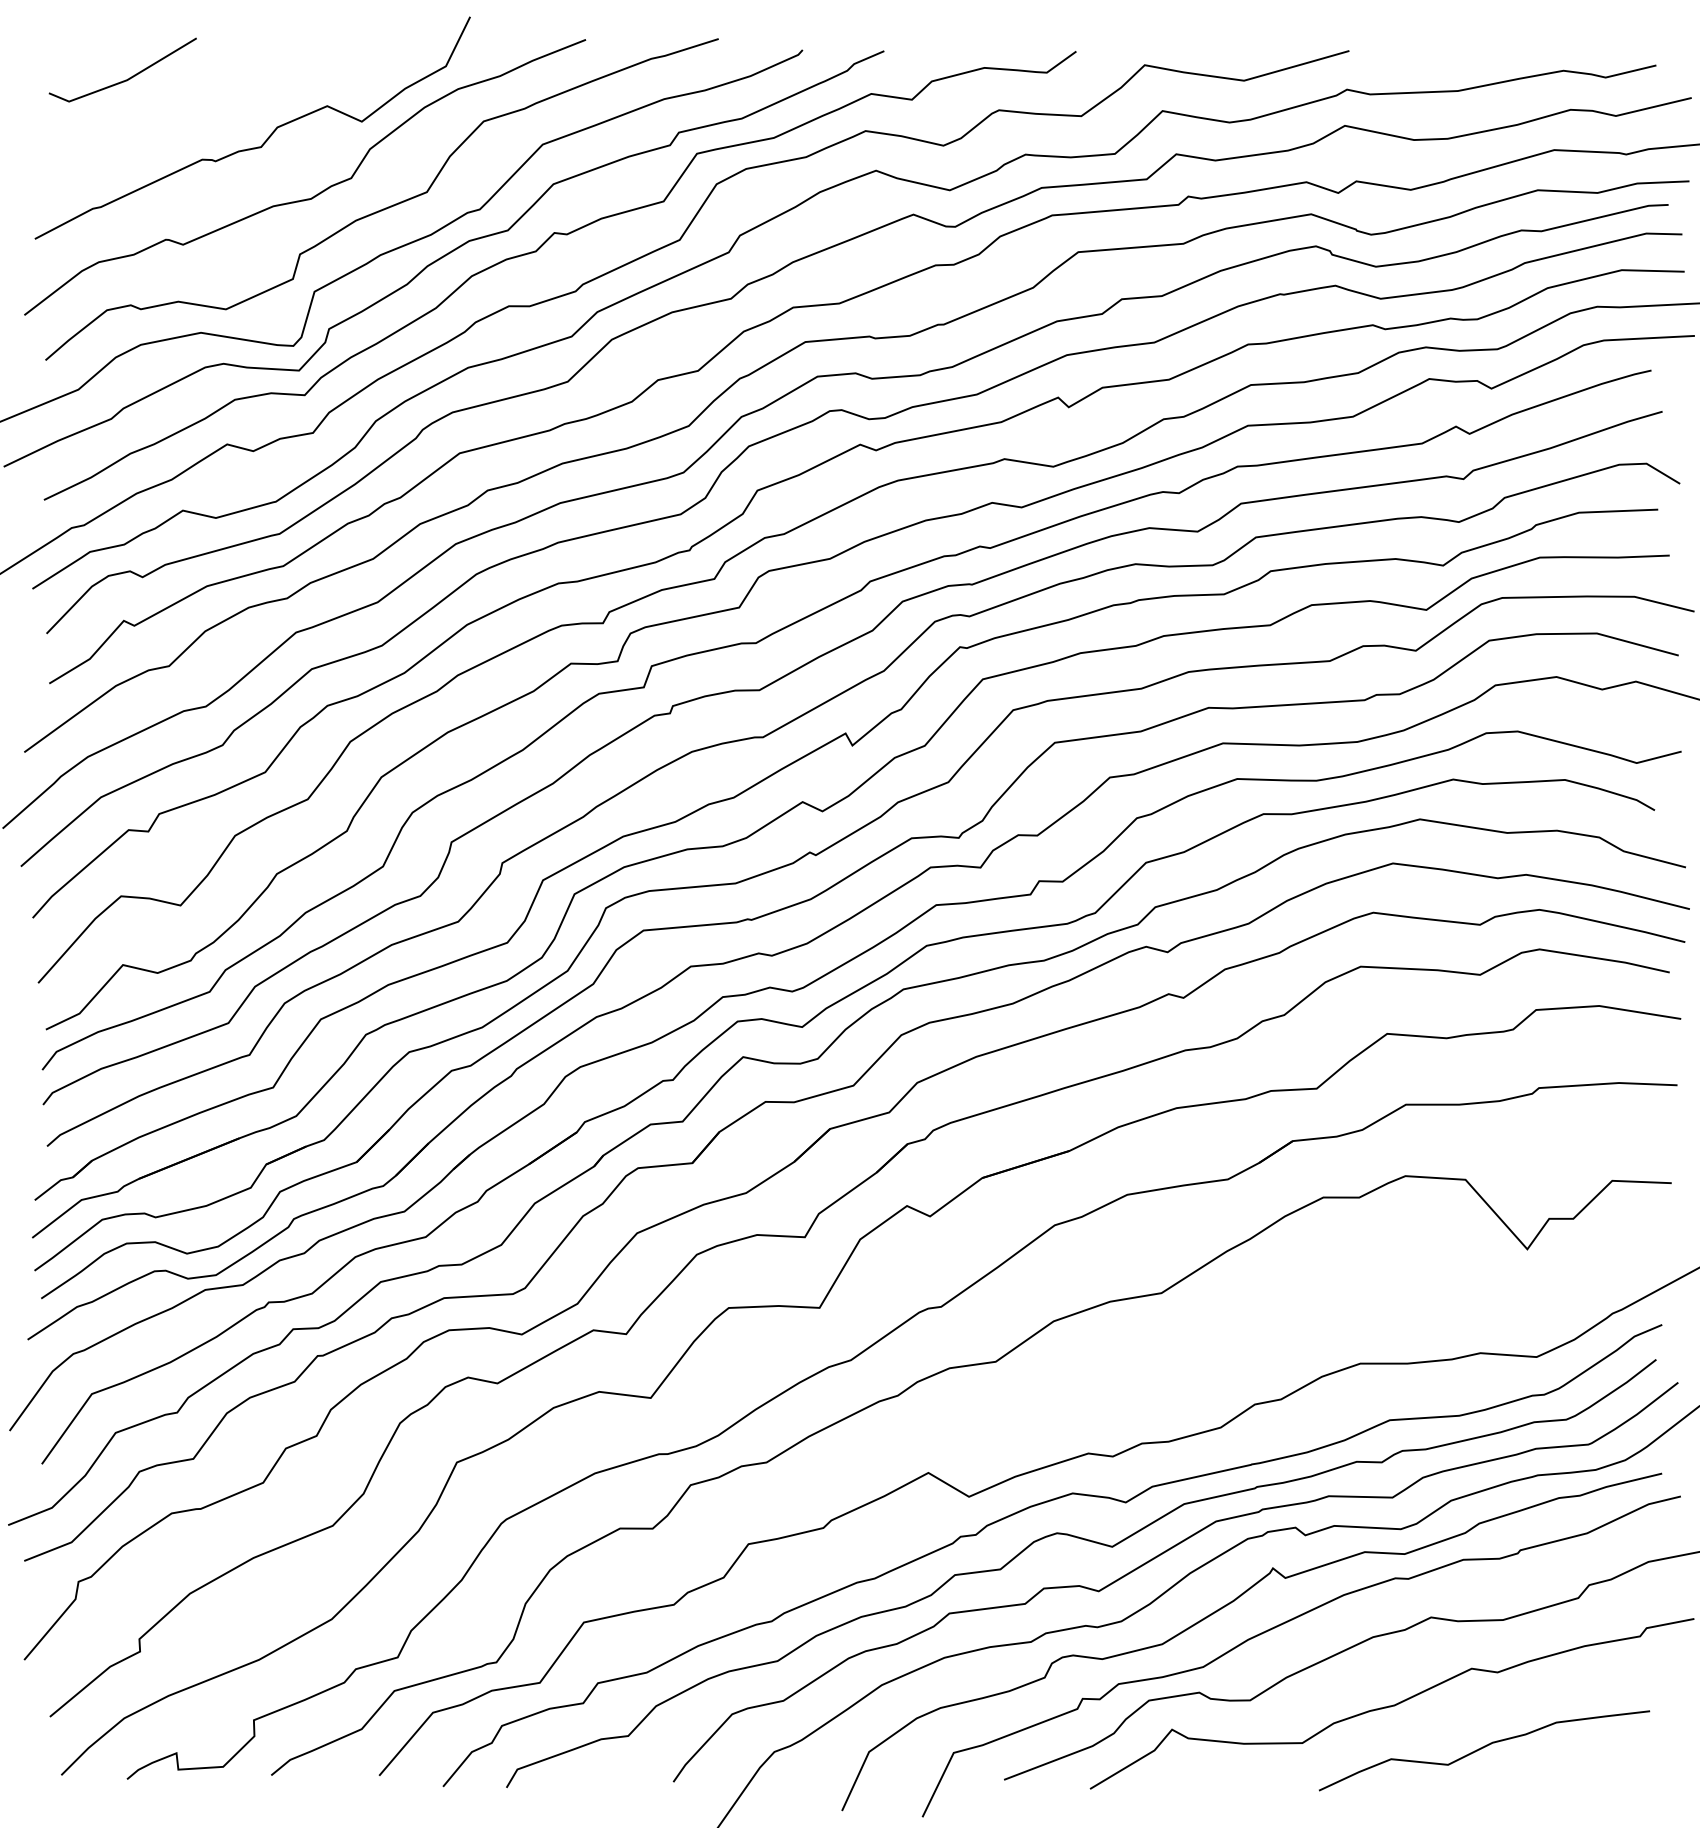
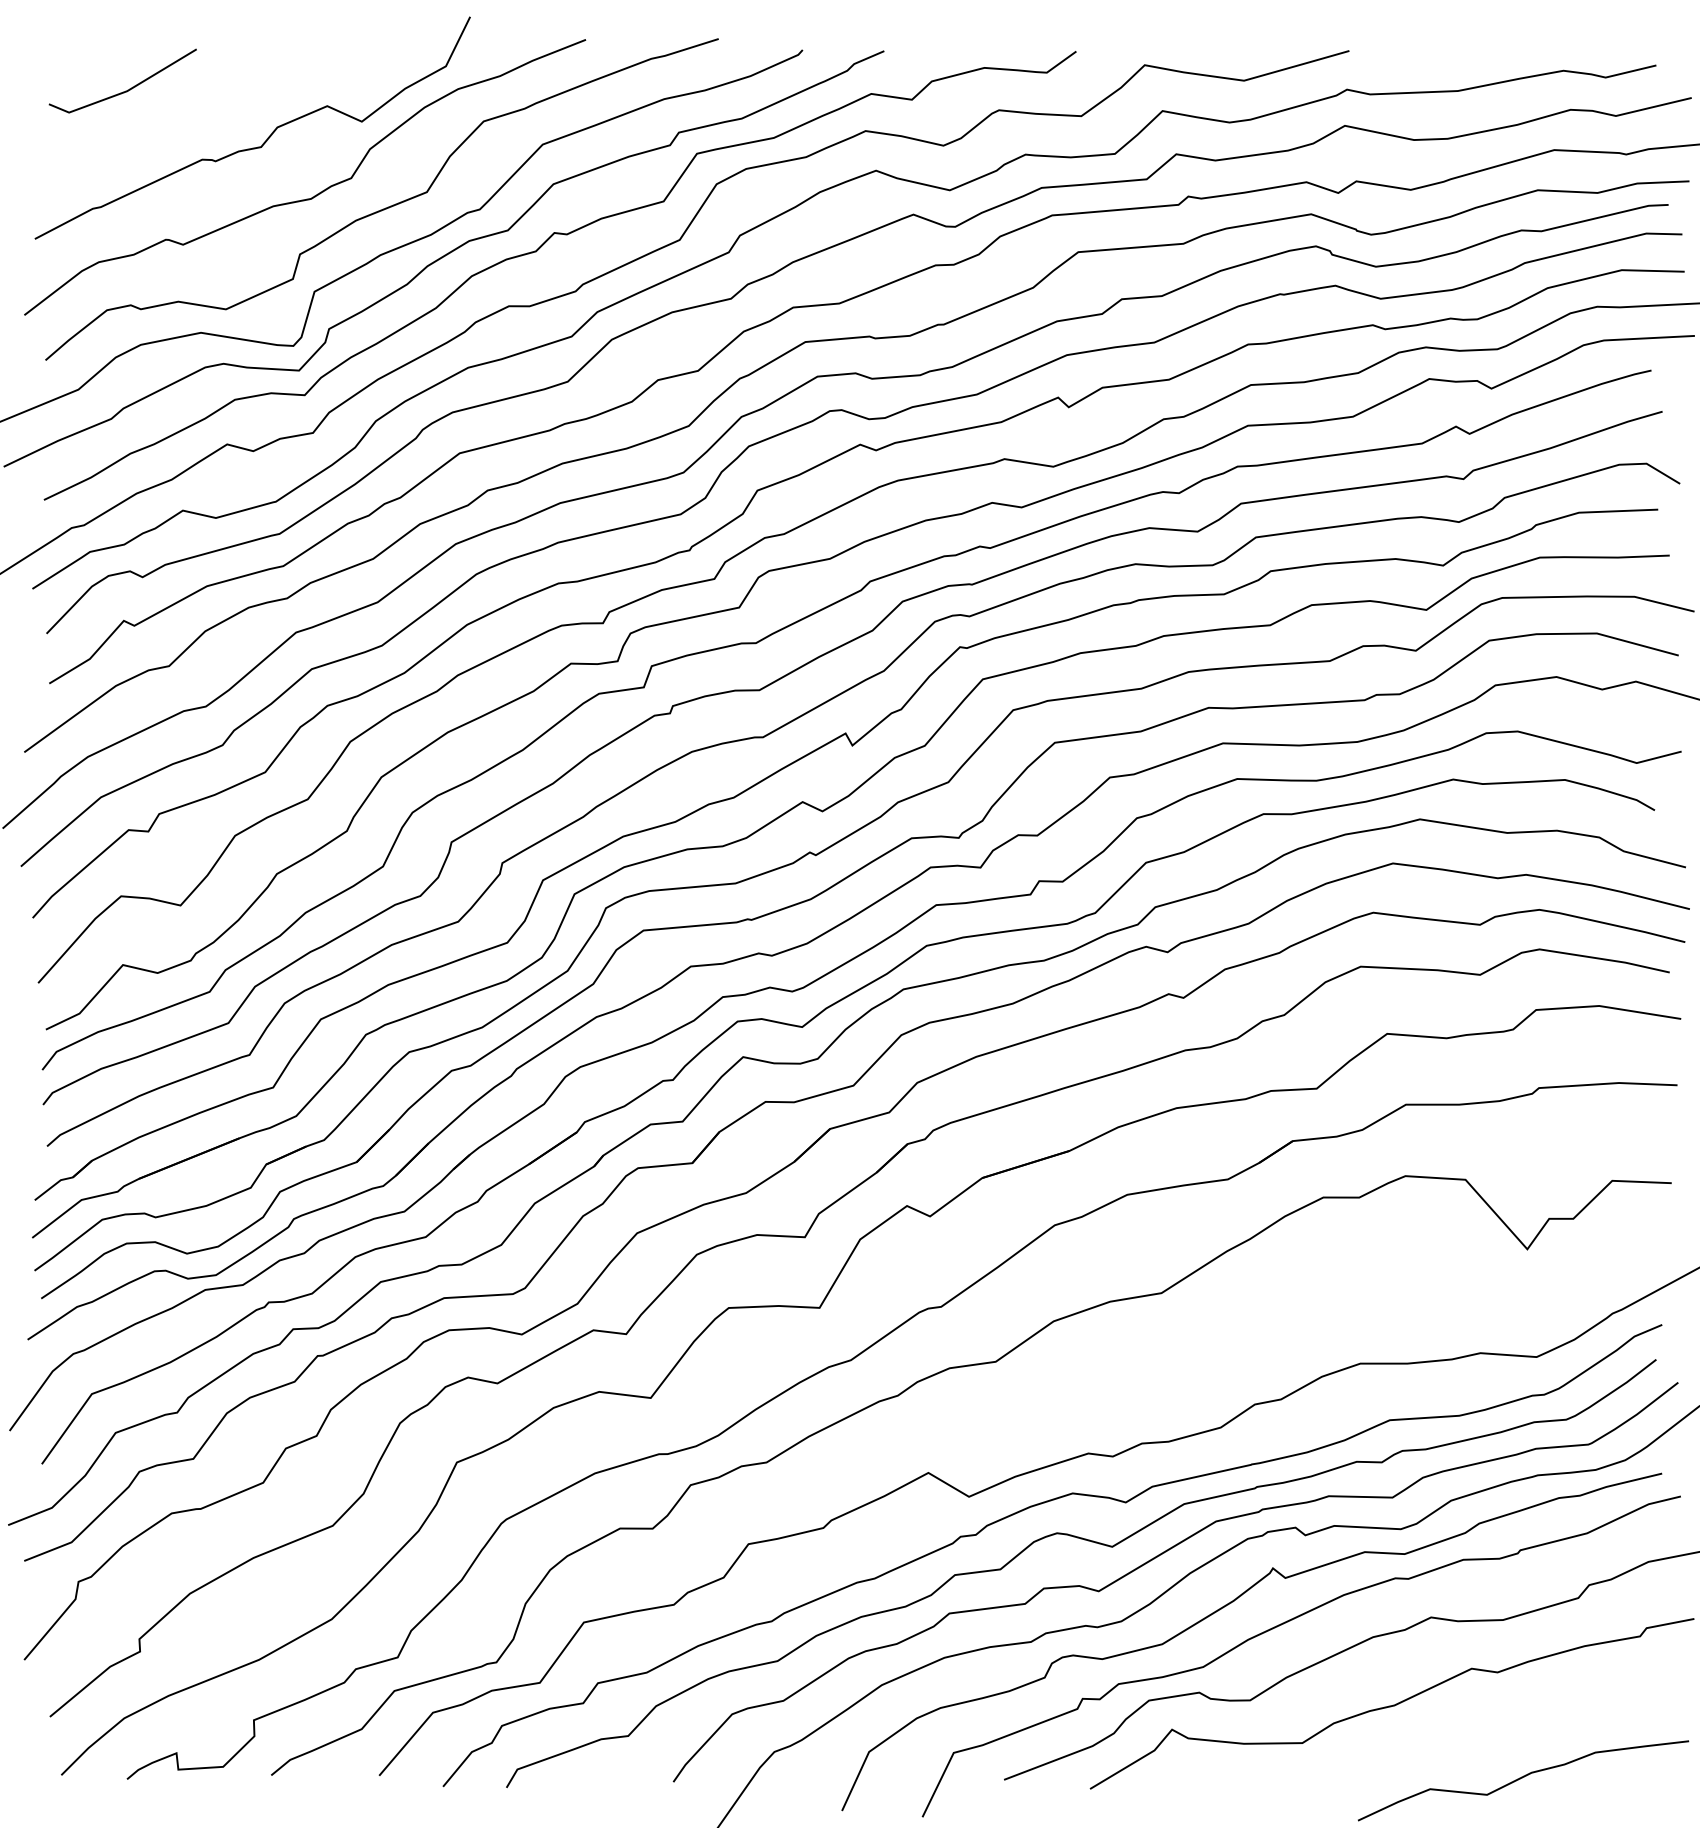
line position: (127, 78) -> (127, 89) (127, 89)
curve position: (1483, 1748) -> (1522, 1778) (1522, 1778)
